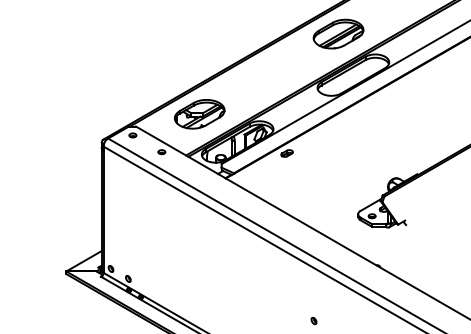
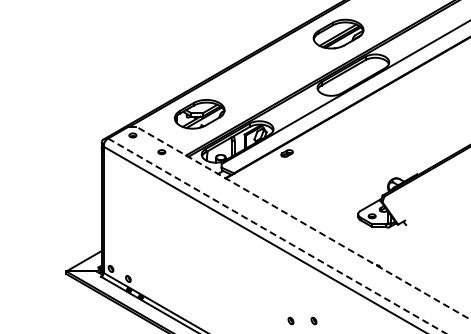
line: solid -> dashed (303, 223)
line: solid -> dashed (277, 236)
part: none -> present (290, 320)
